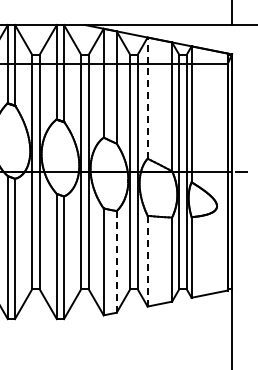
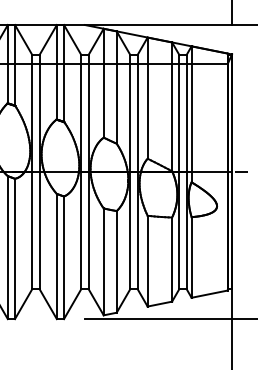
line: dashed -> solid (147, 98)
line: dashed -> solid (147, 260)
line: dashed -> solid (116, 261)
line: none -> present (169, 319)
